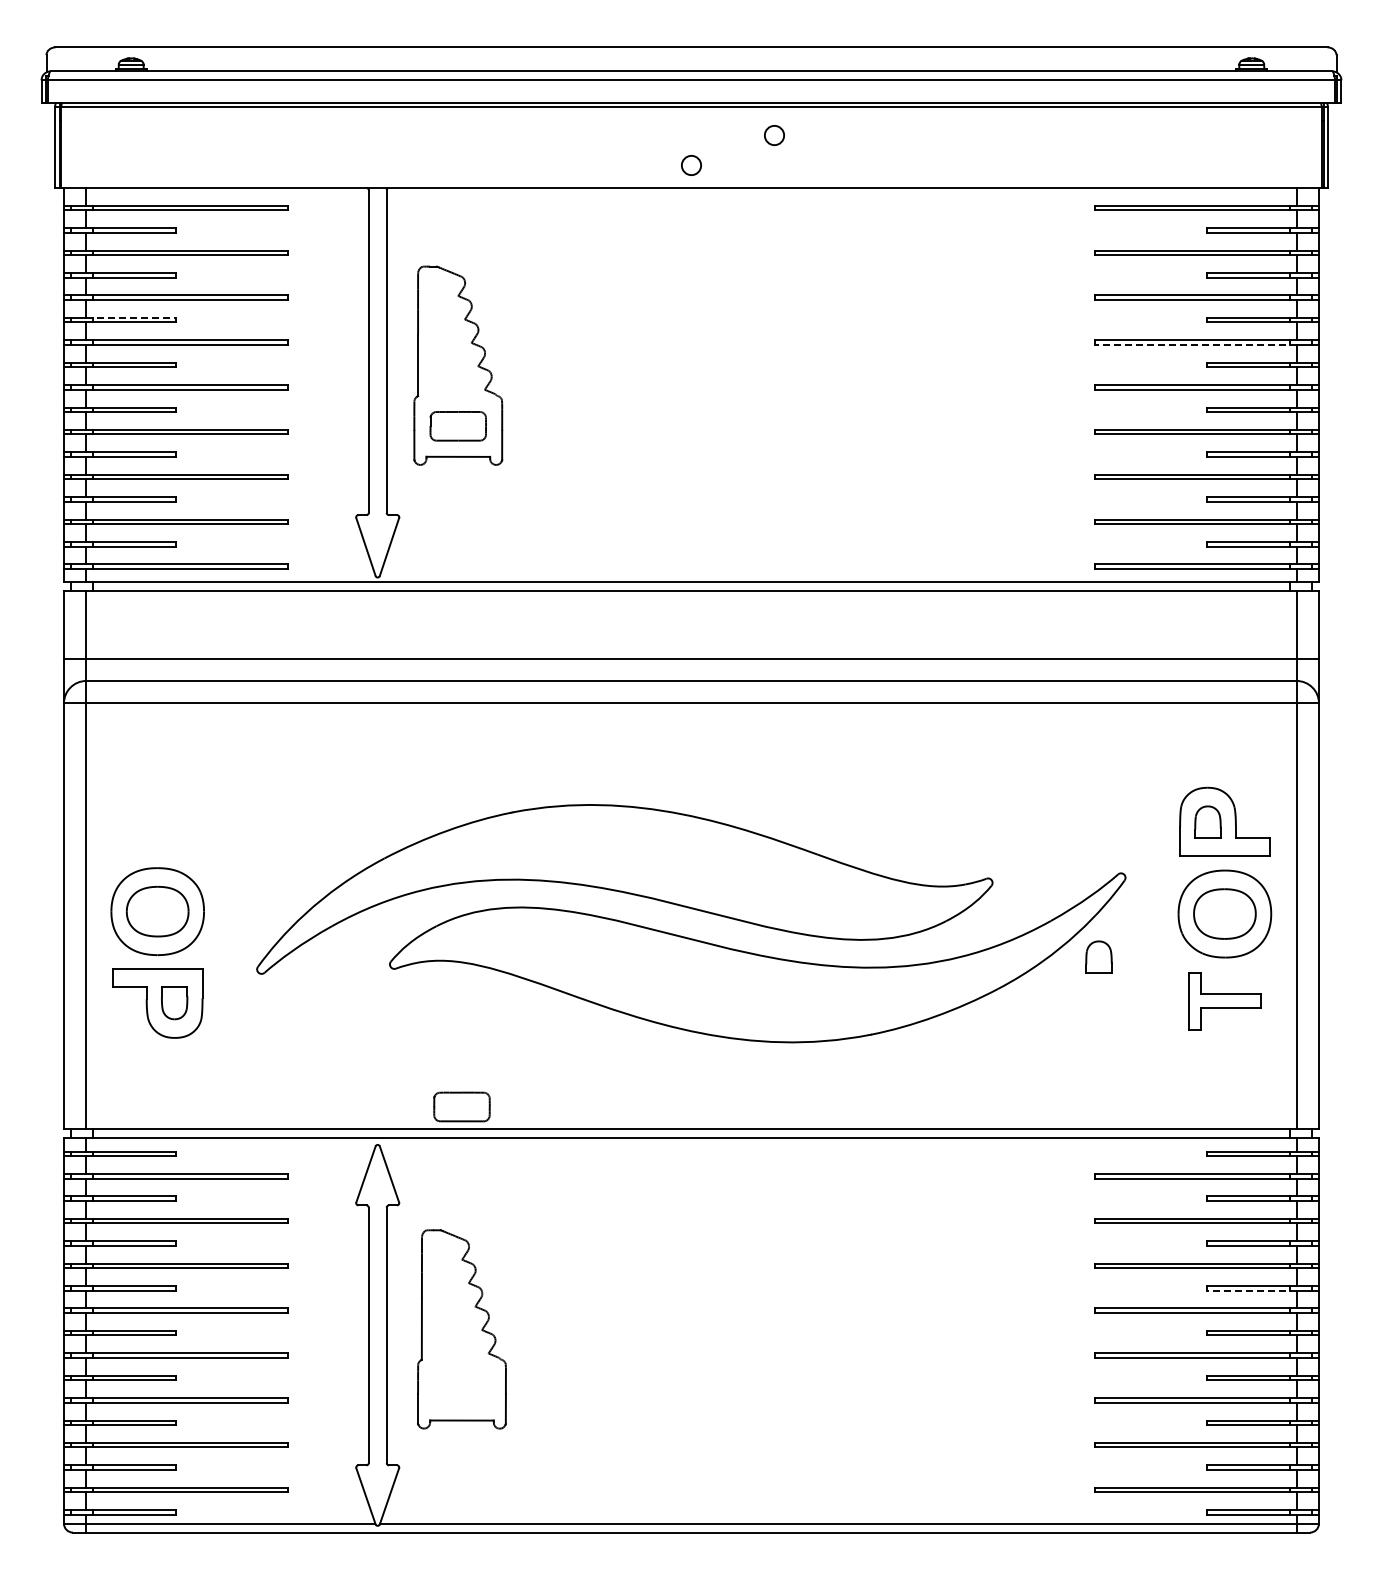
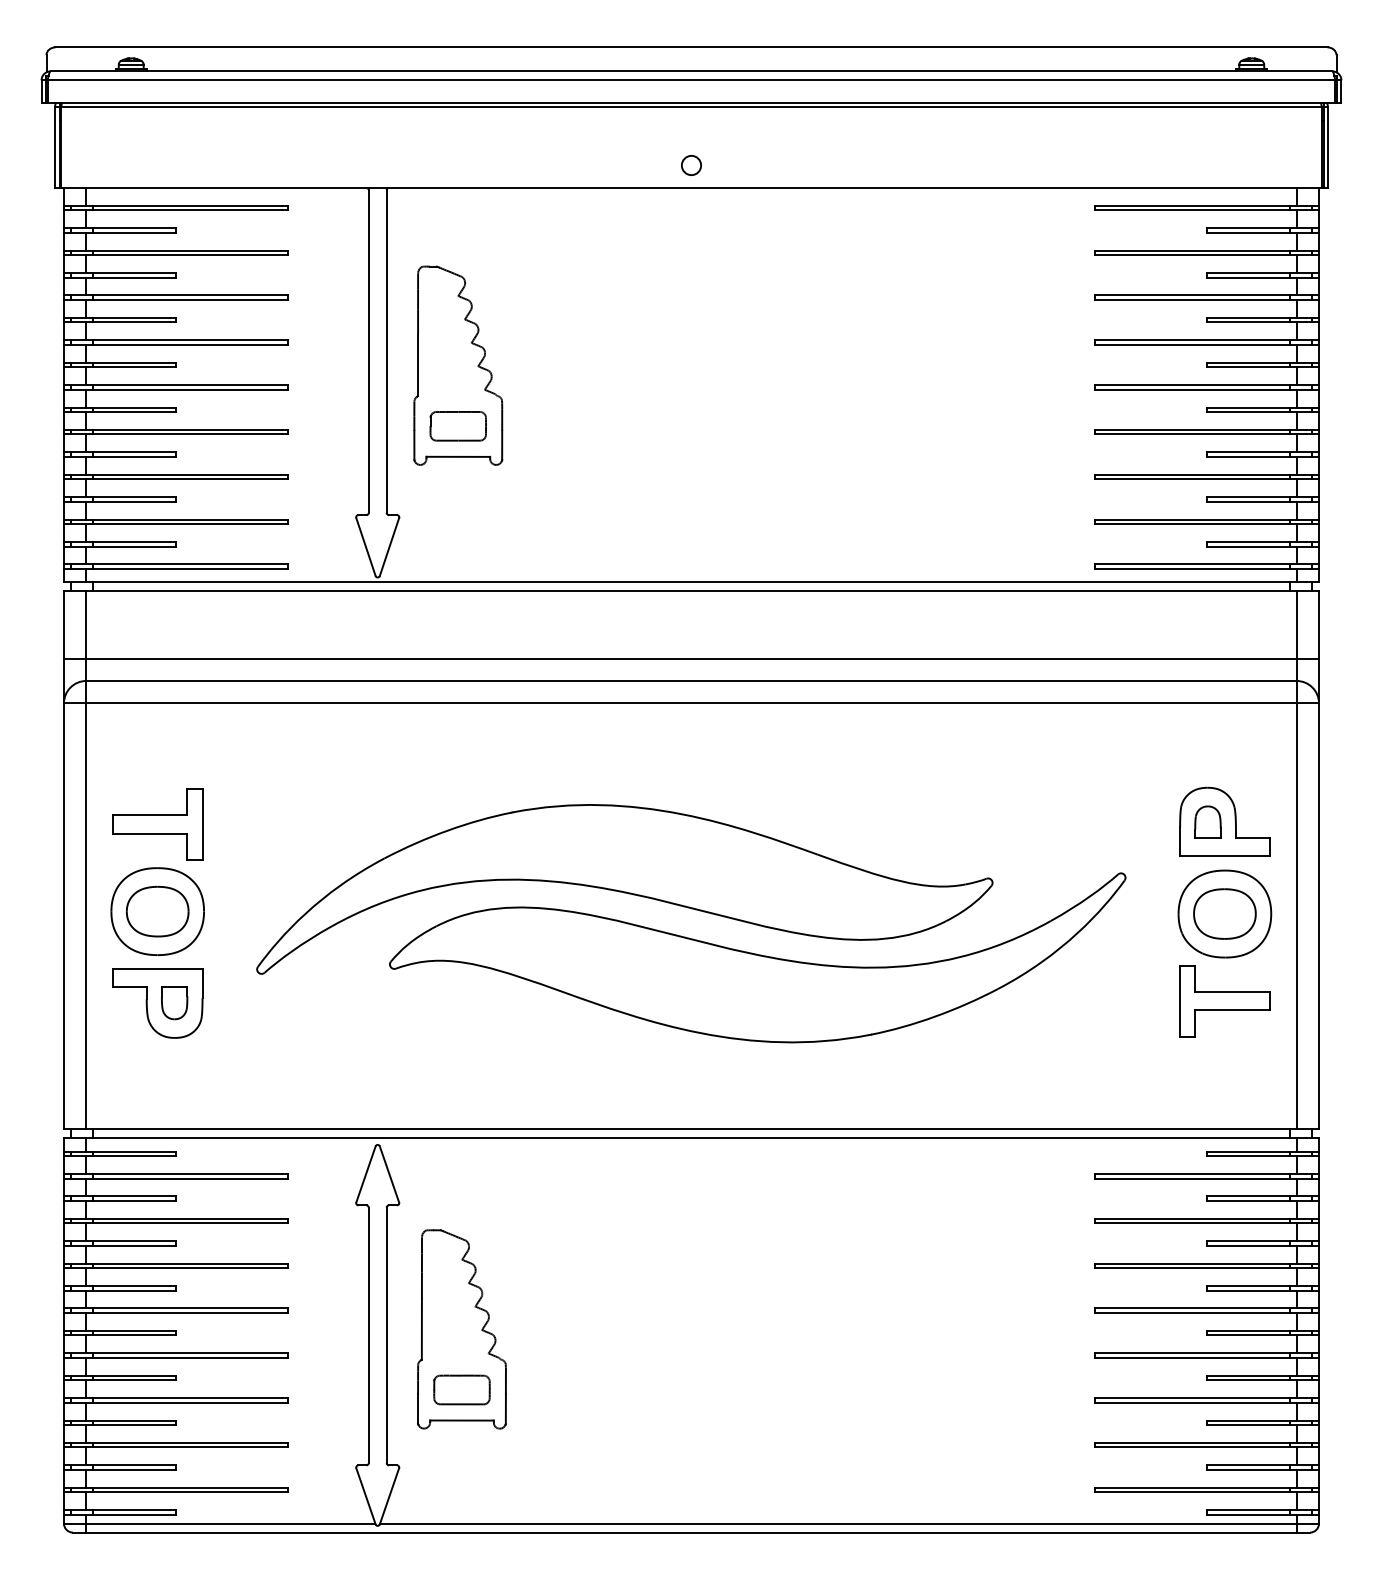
circle: present -> none (774, 135)
line: dashed -> solid (131, 317)
line: dashed -> solid (1195, 344)
part: none -> present (157, 824)
part: present -> none (1098, 956)
part size: 74x59 px -> 92x73 px (1224, 1001)
part position: (461, 1106) -> (461, 1389) (461, 1389)
line: dashed -> solid (1251, 1290)
